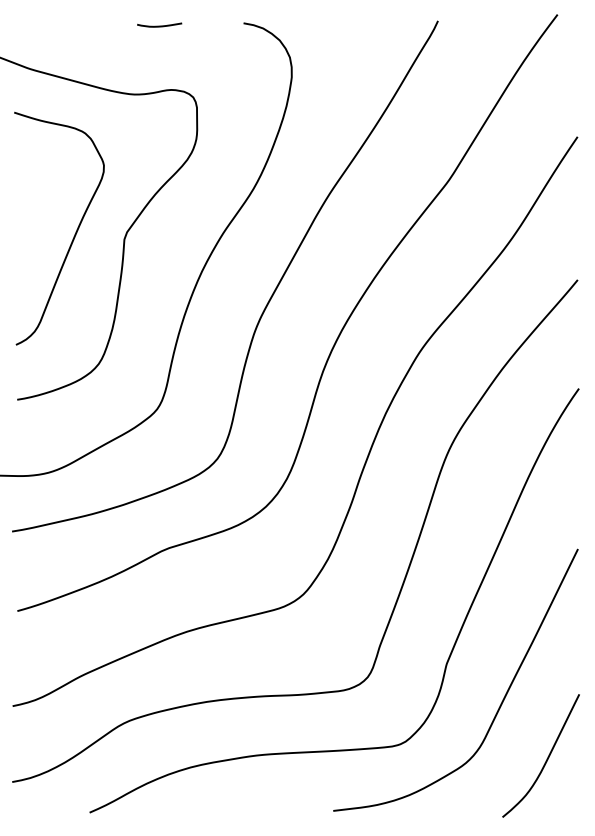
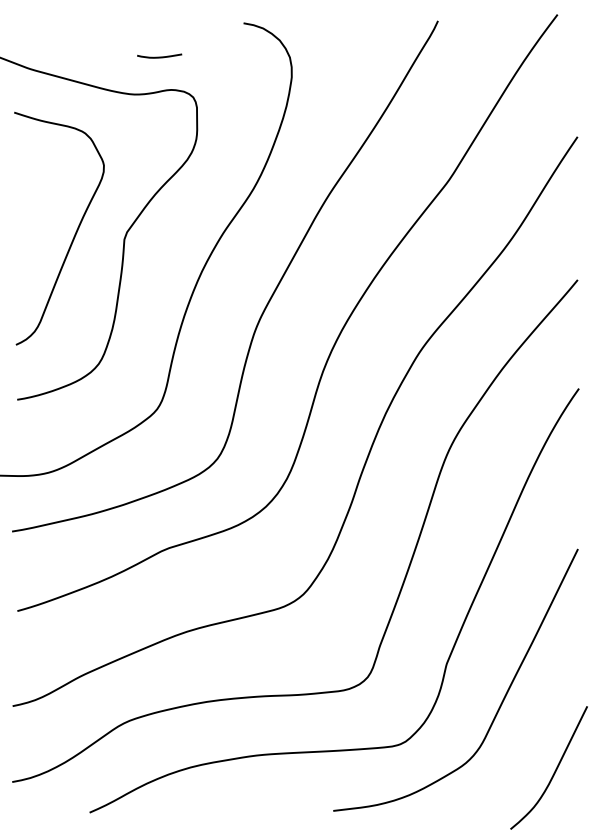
curve position: (159, 25) -> (159, 56) (159, 56)
curve position: (546, 758) -> (554, 770) (554, 770)
